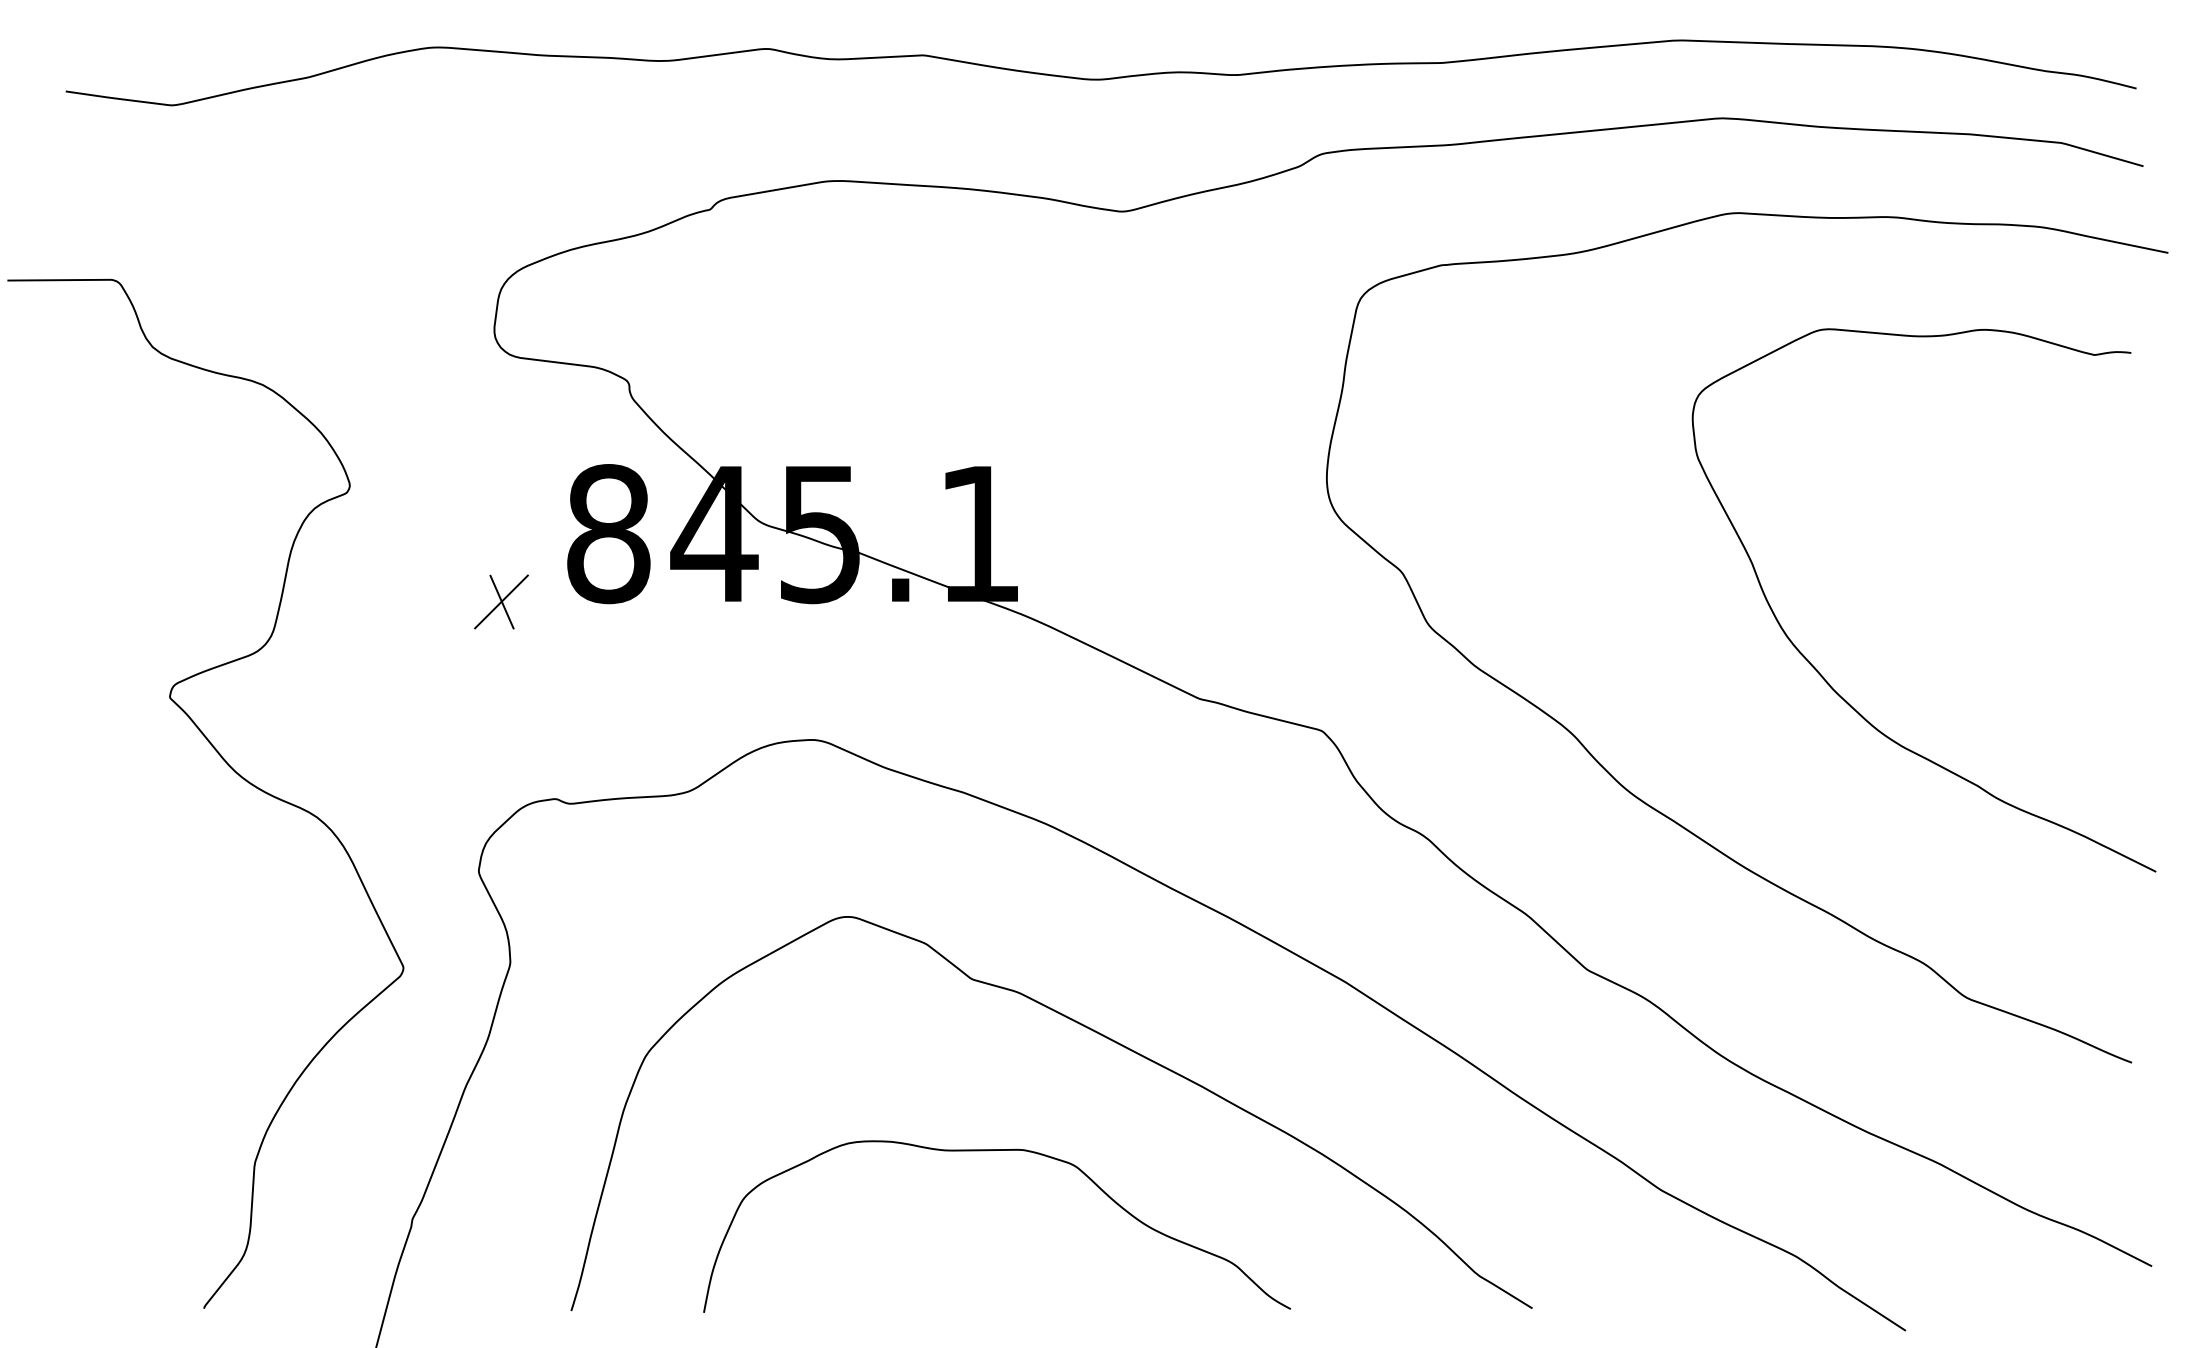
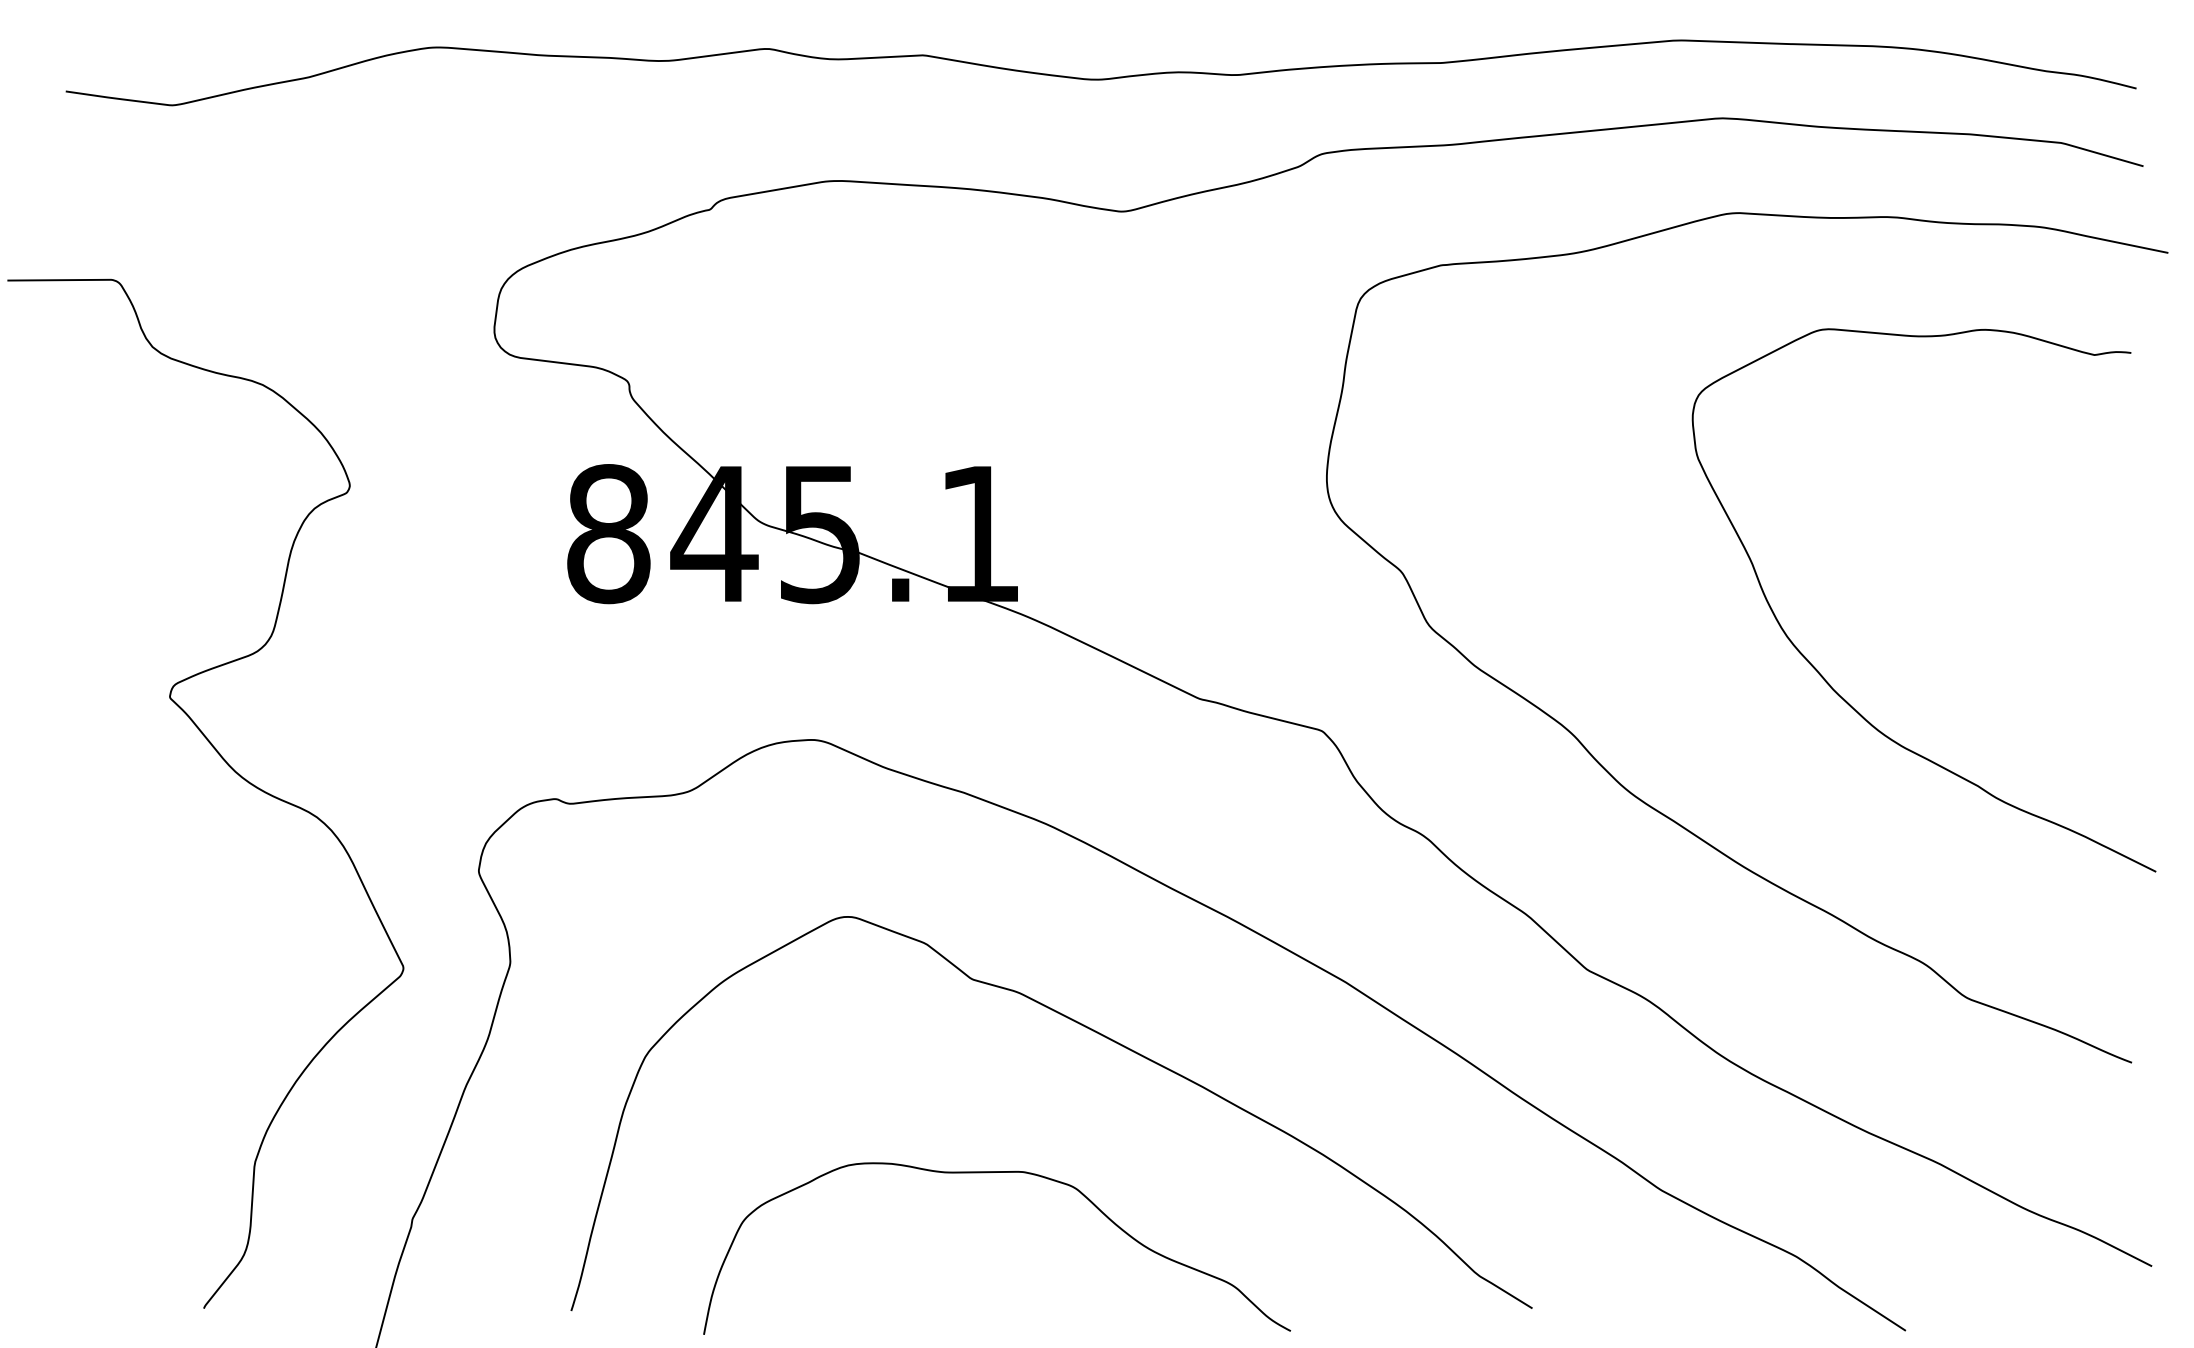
part: present -> none (501, 601)
curve position: (988, 1151) -> (988, 1173) (988, 1173)
